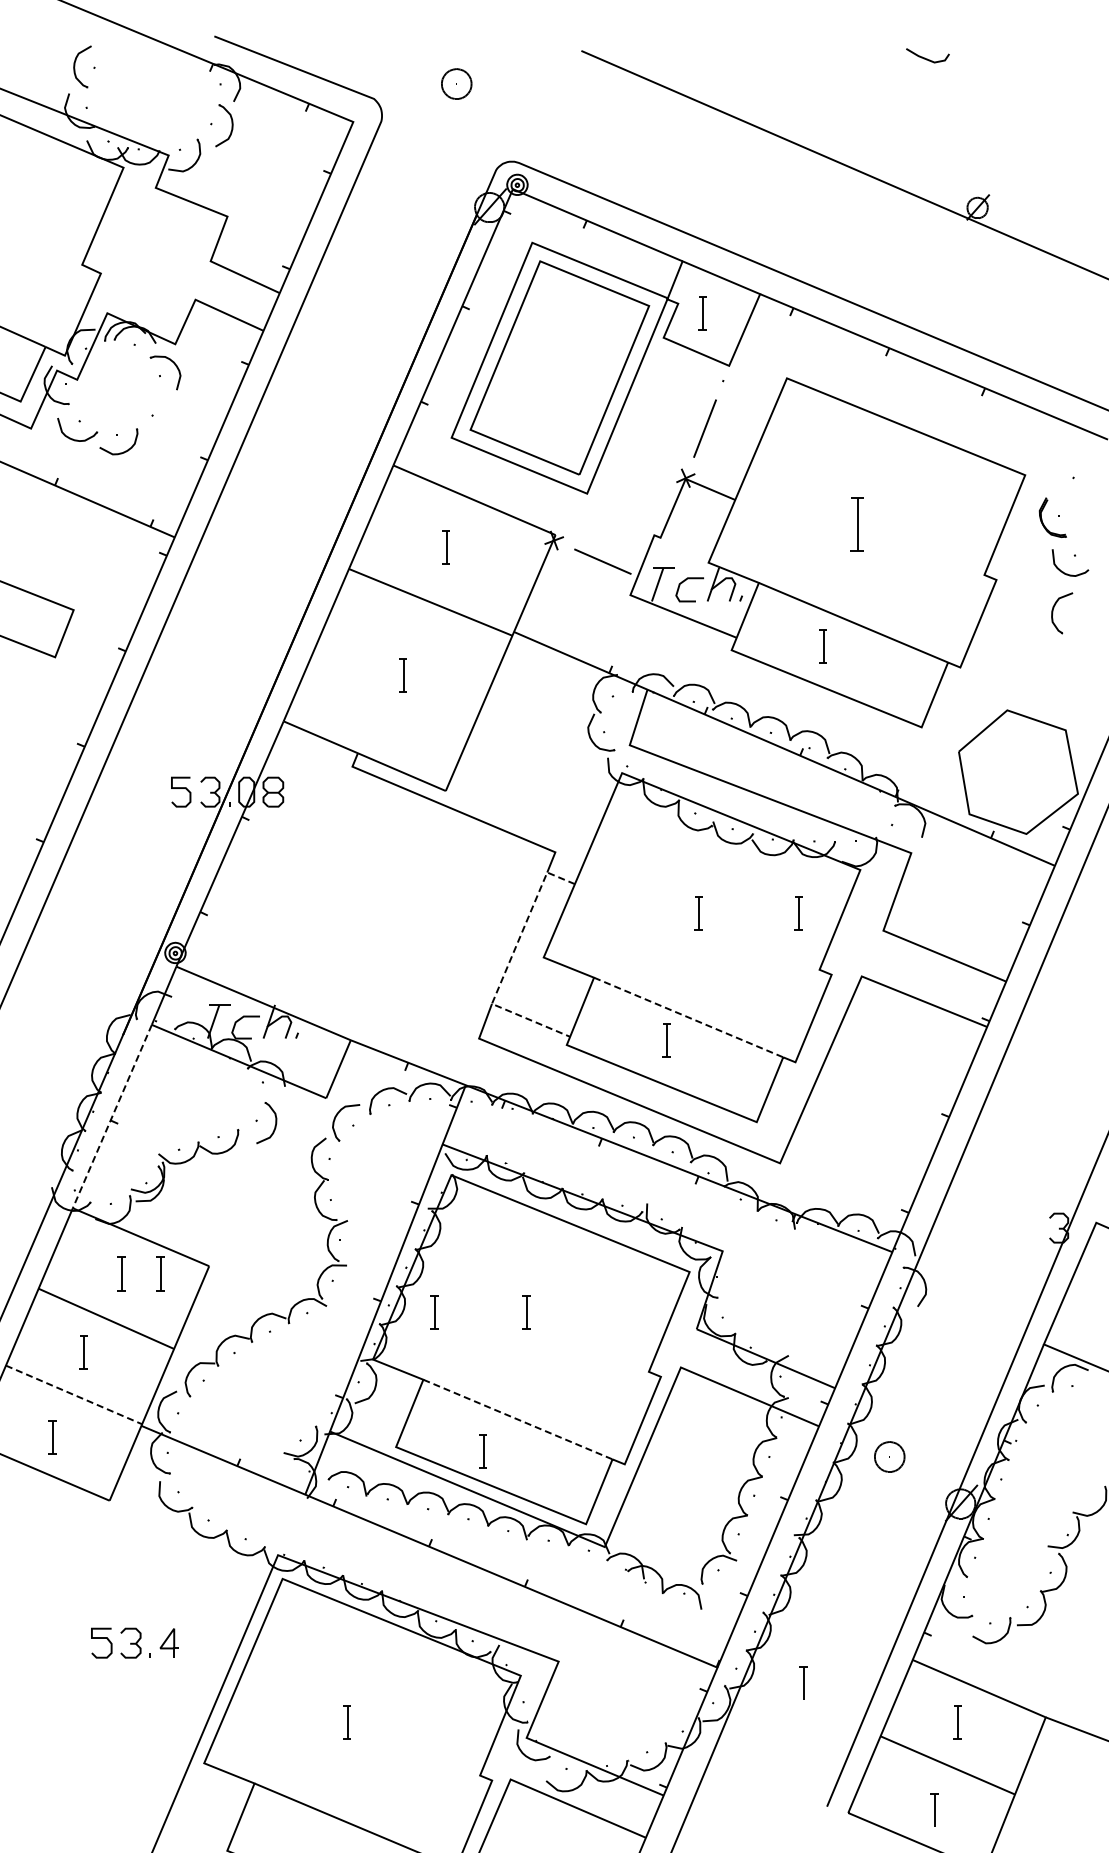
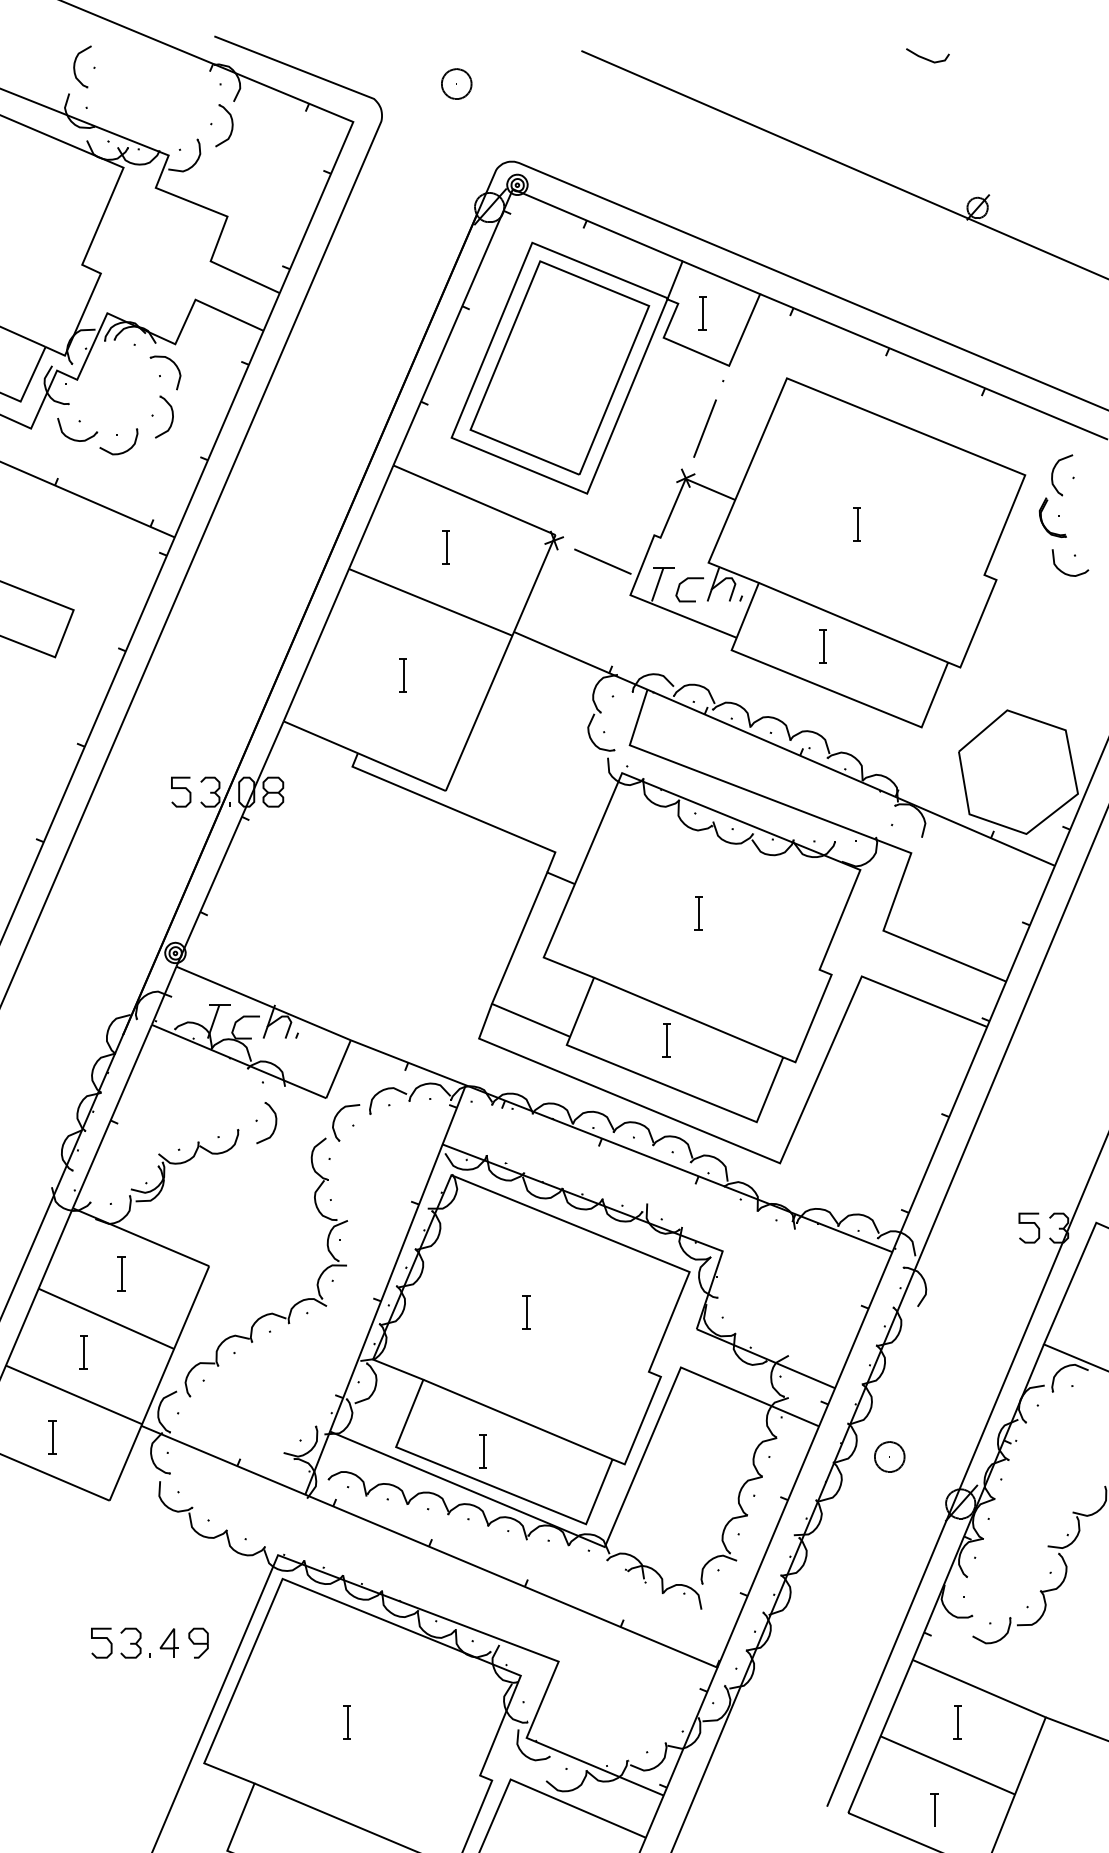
part: none -> present (171, 413)
part size: 14x55 px -> 8x35 px (856, 524)
part position: (1053, 613) -> (1053, 475) (1053, 475)
part: present -> none (798, 913)
line: dashed -> solid (509, 963)
line: dashed -> solid (688, 1017)
line: dashed -> solid (112, 1116)
curve: none -> present (1029, 1223)
part: present -> none (160, 1273)
part: present -> none (434, 1312)
line: dashed -> solid (73, 1394)
line: dashed -> solid (517, 1419)
part: none -> present (198, 1642)
part: present -> none (803, 1682)
